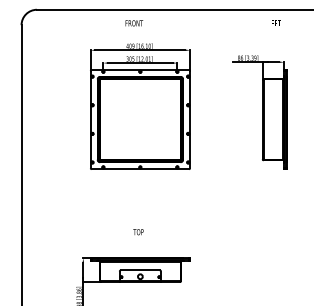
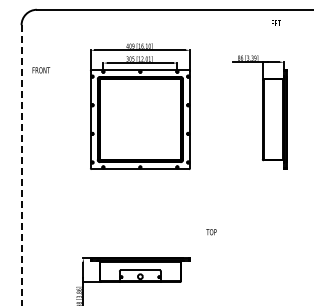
text position: (134, 23) -> (41, 70) (41, 70)
line: solid -> dashed (21, 166)
text position: (138, 232) -> (211, 232) (211, 232)
